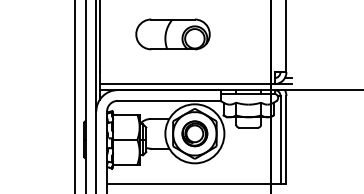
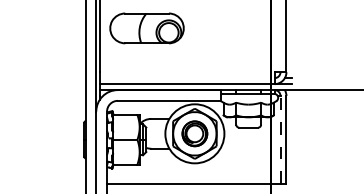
part position: (172, 34) -> (146, 28) (146, 28)
line: present -> none (74, 96)
line: solid -> dashed (280, 139)
